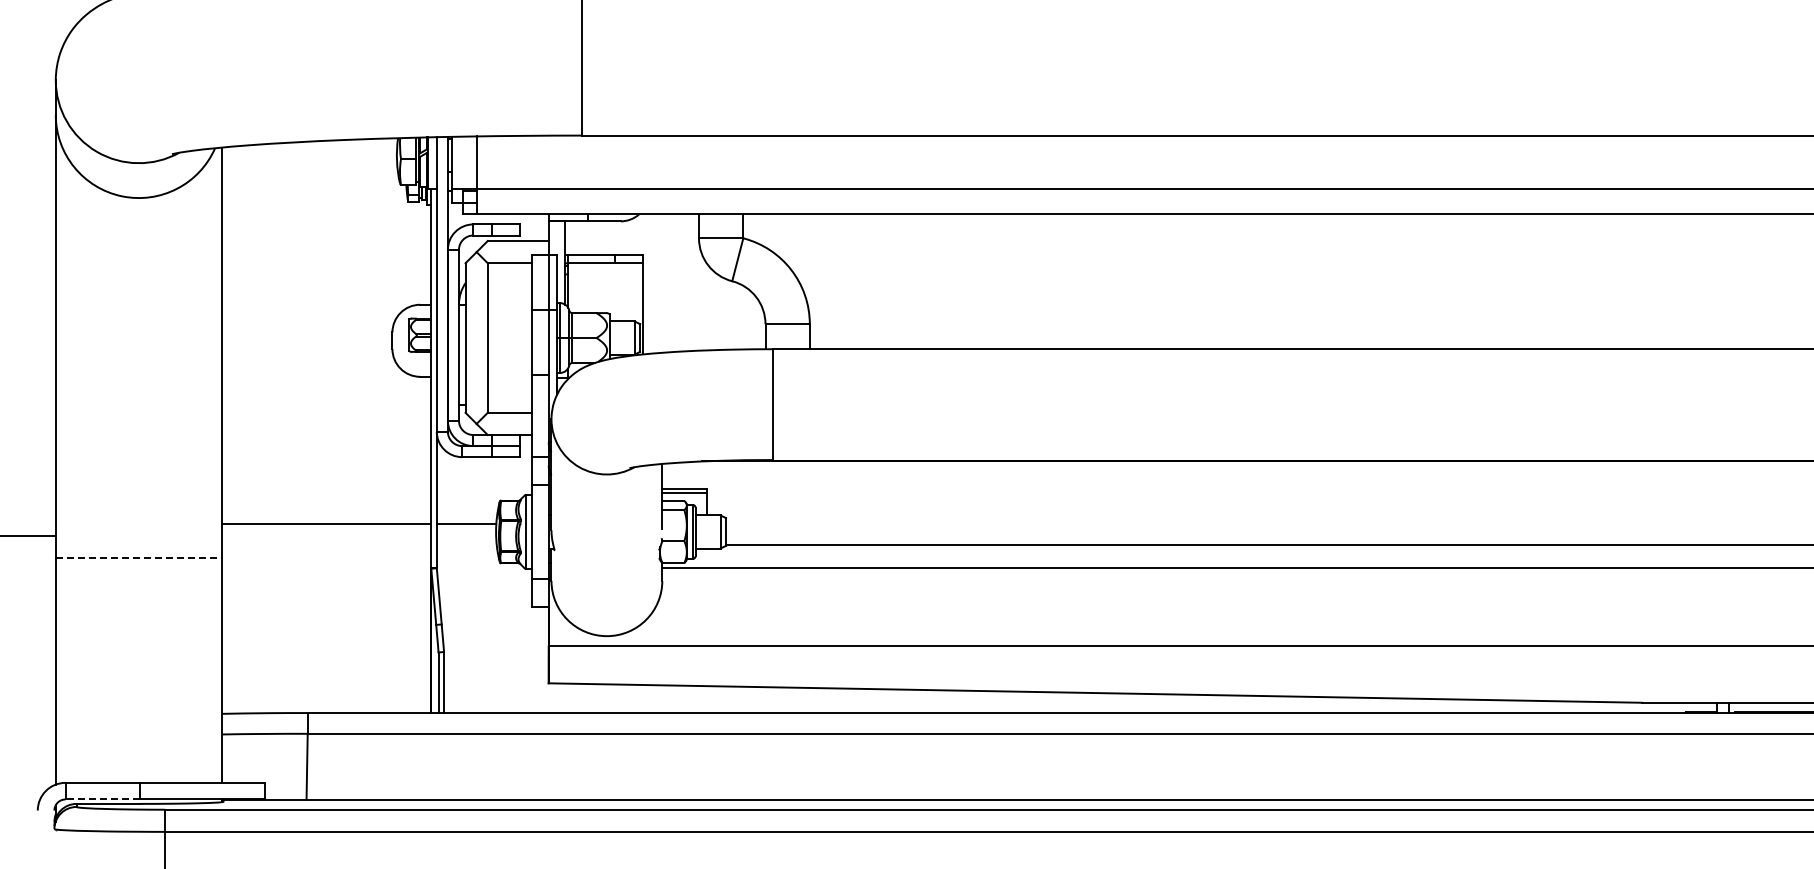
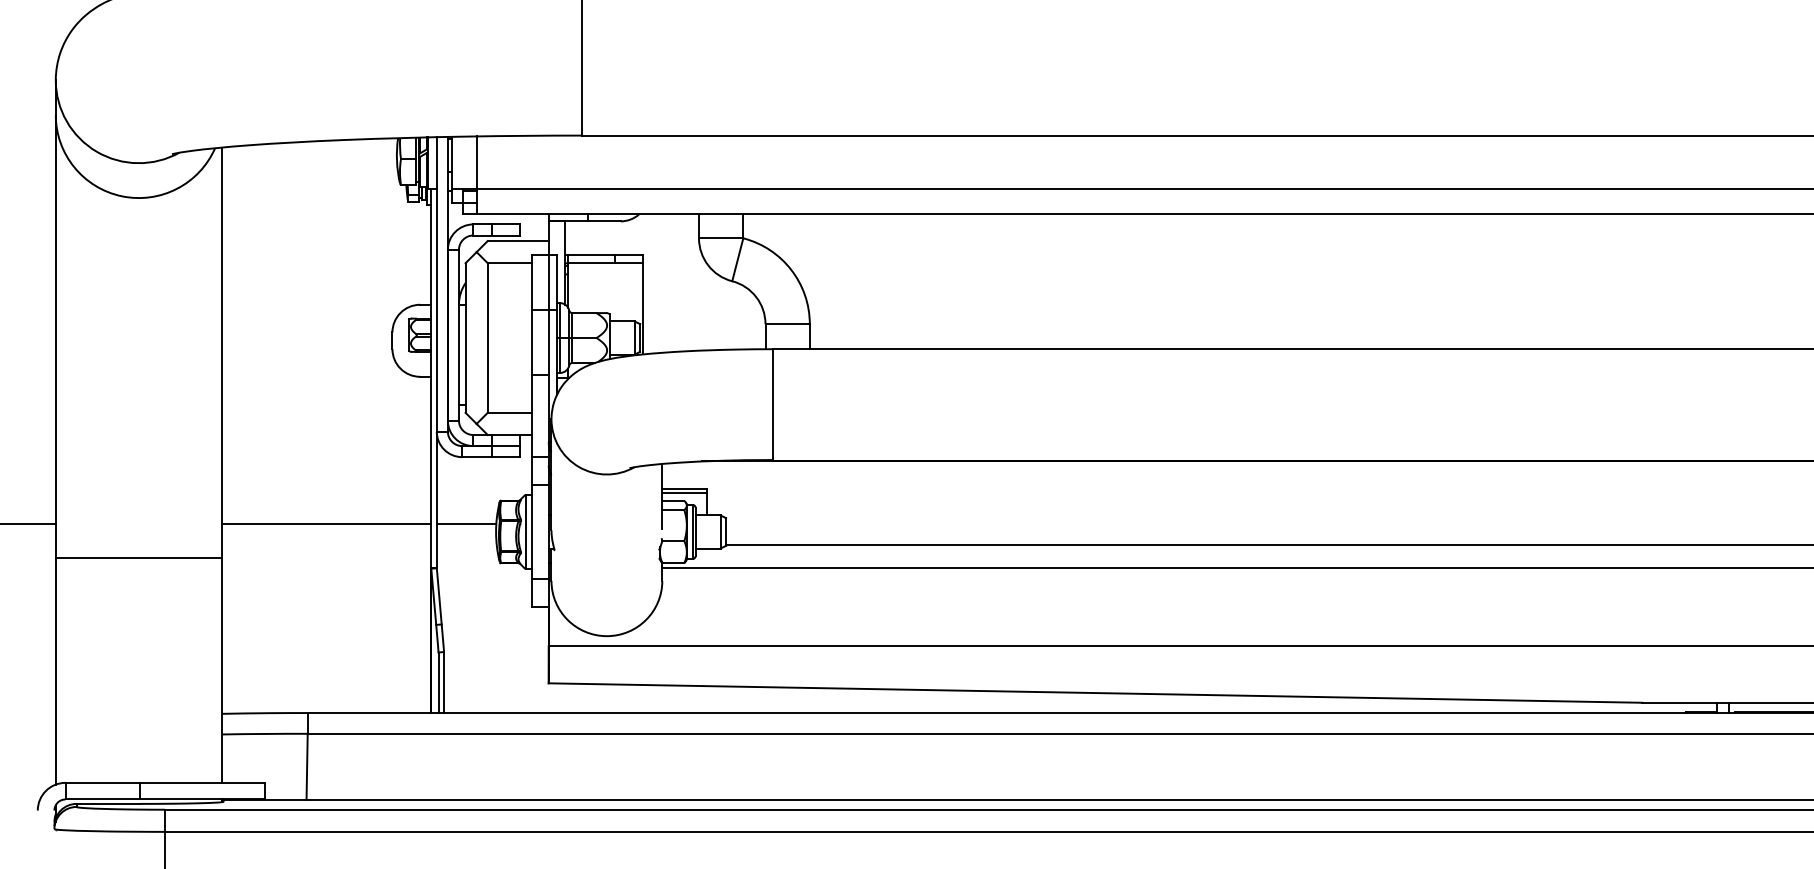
line position: (28, 535) -> (28, 523) (28, 523)
line: dashed -> solid (139, 557)
line: dashed -> solid (102, 799)
